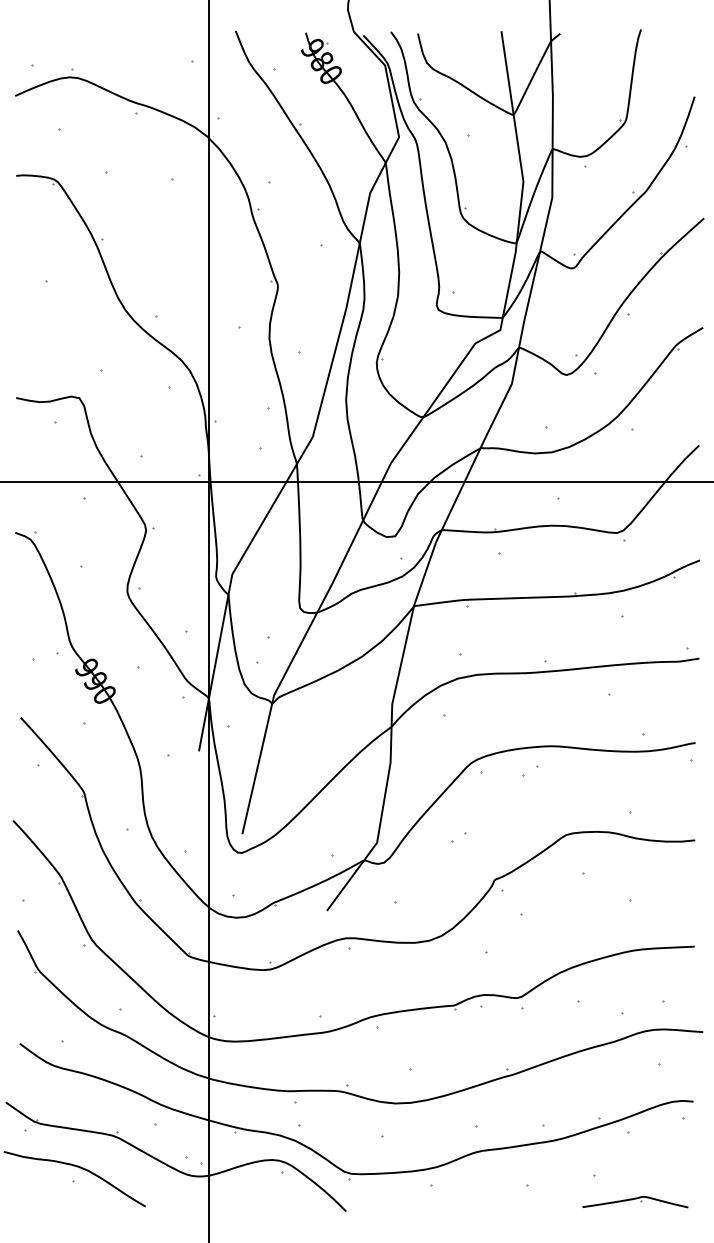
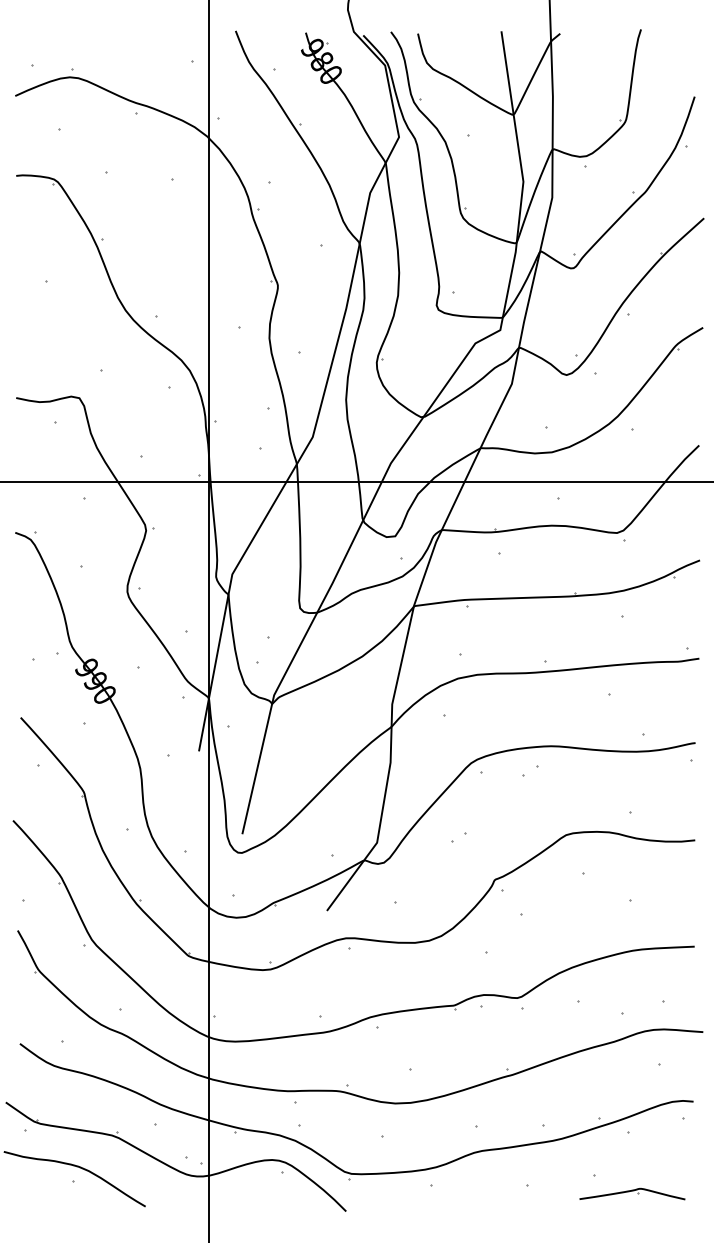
part position: (635, 1201) -> (632, 1193) (632, 1193)
